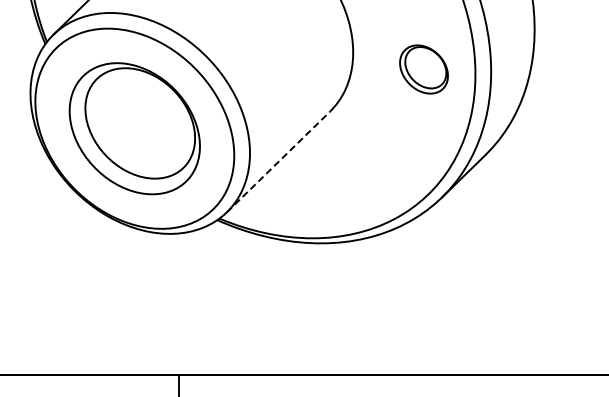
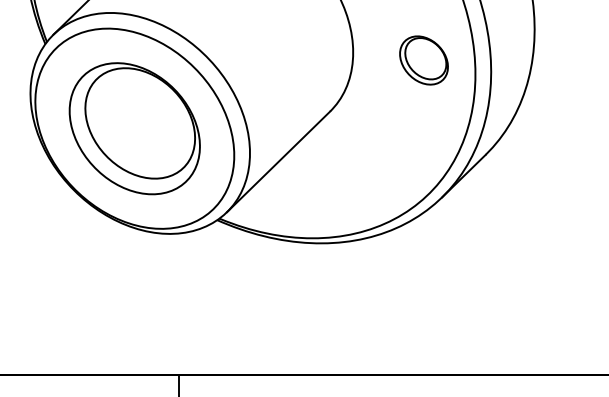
part position: (423, 69) -> (423, 60) (423, 60)
line: dashed -> solid (278, 161)
